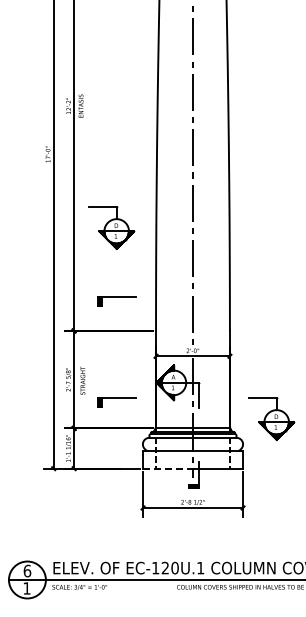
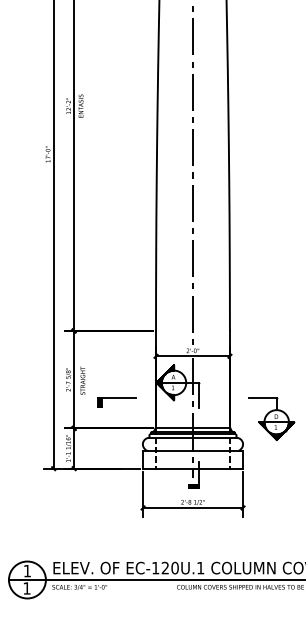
part: present -> none (111, 228)
part: present -> none (116, 301)
line: dashed -> solid (168, 468)
text: 6 -> 1 (27, 570)
